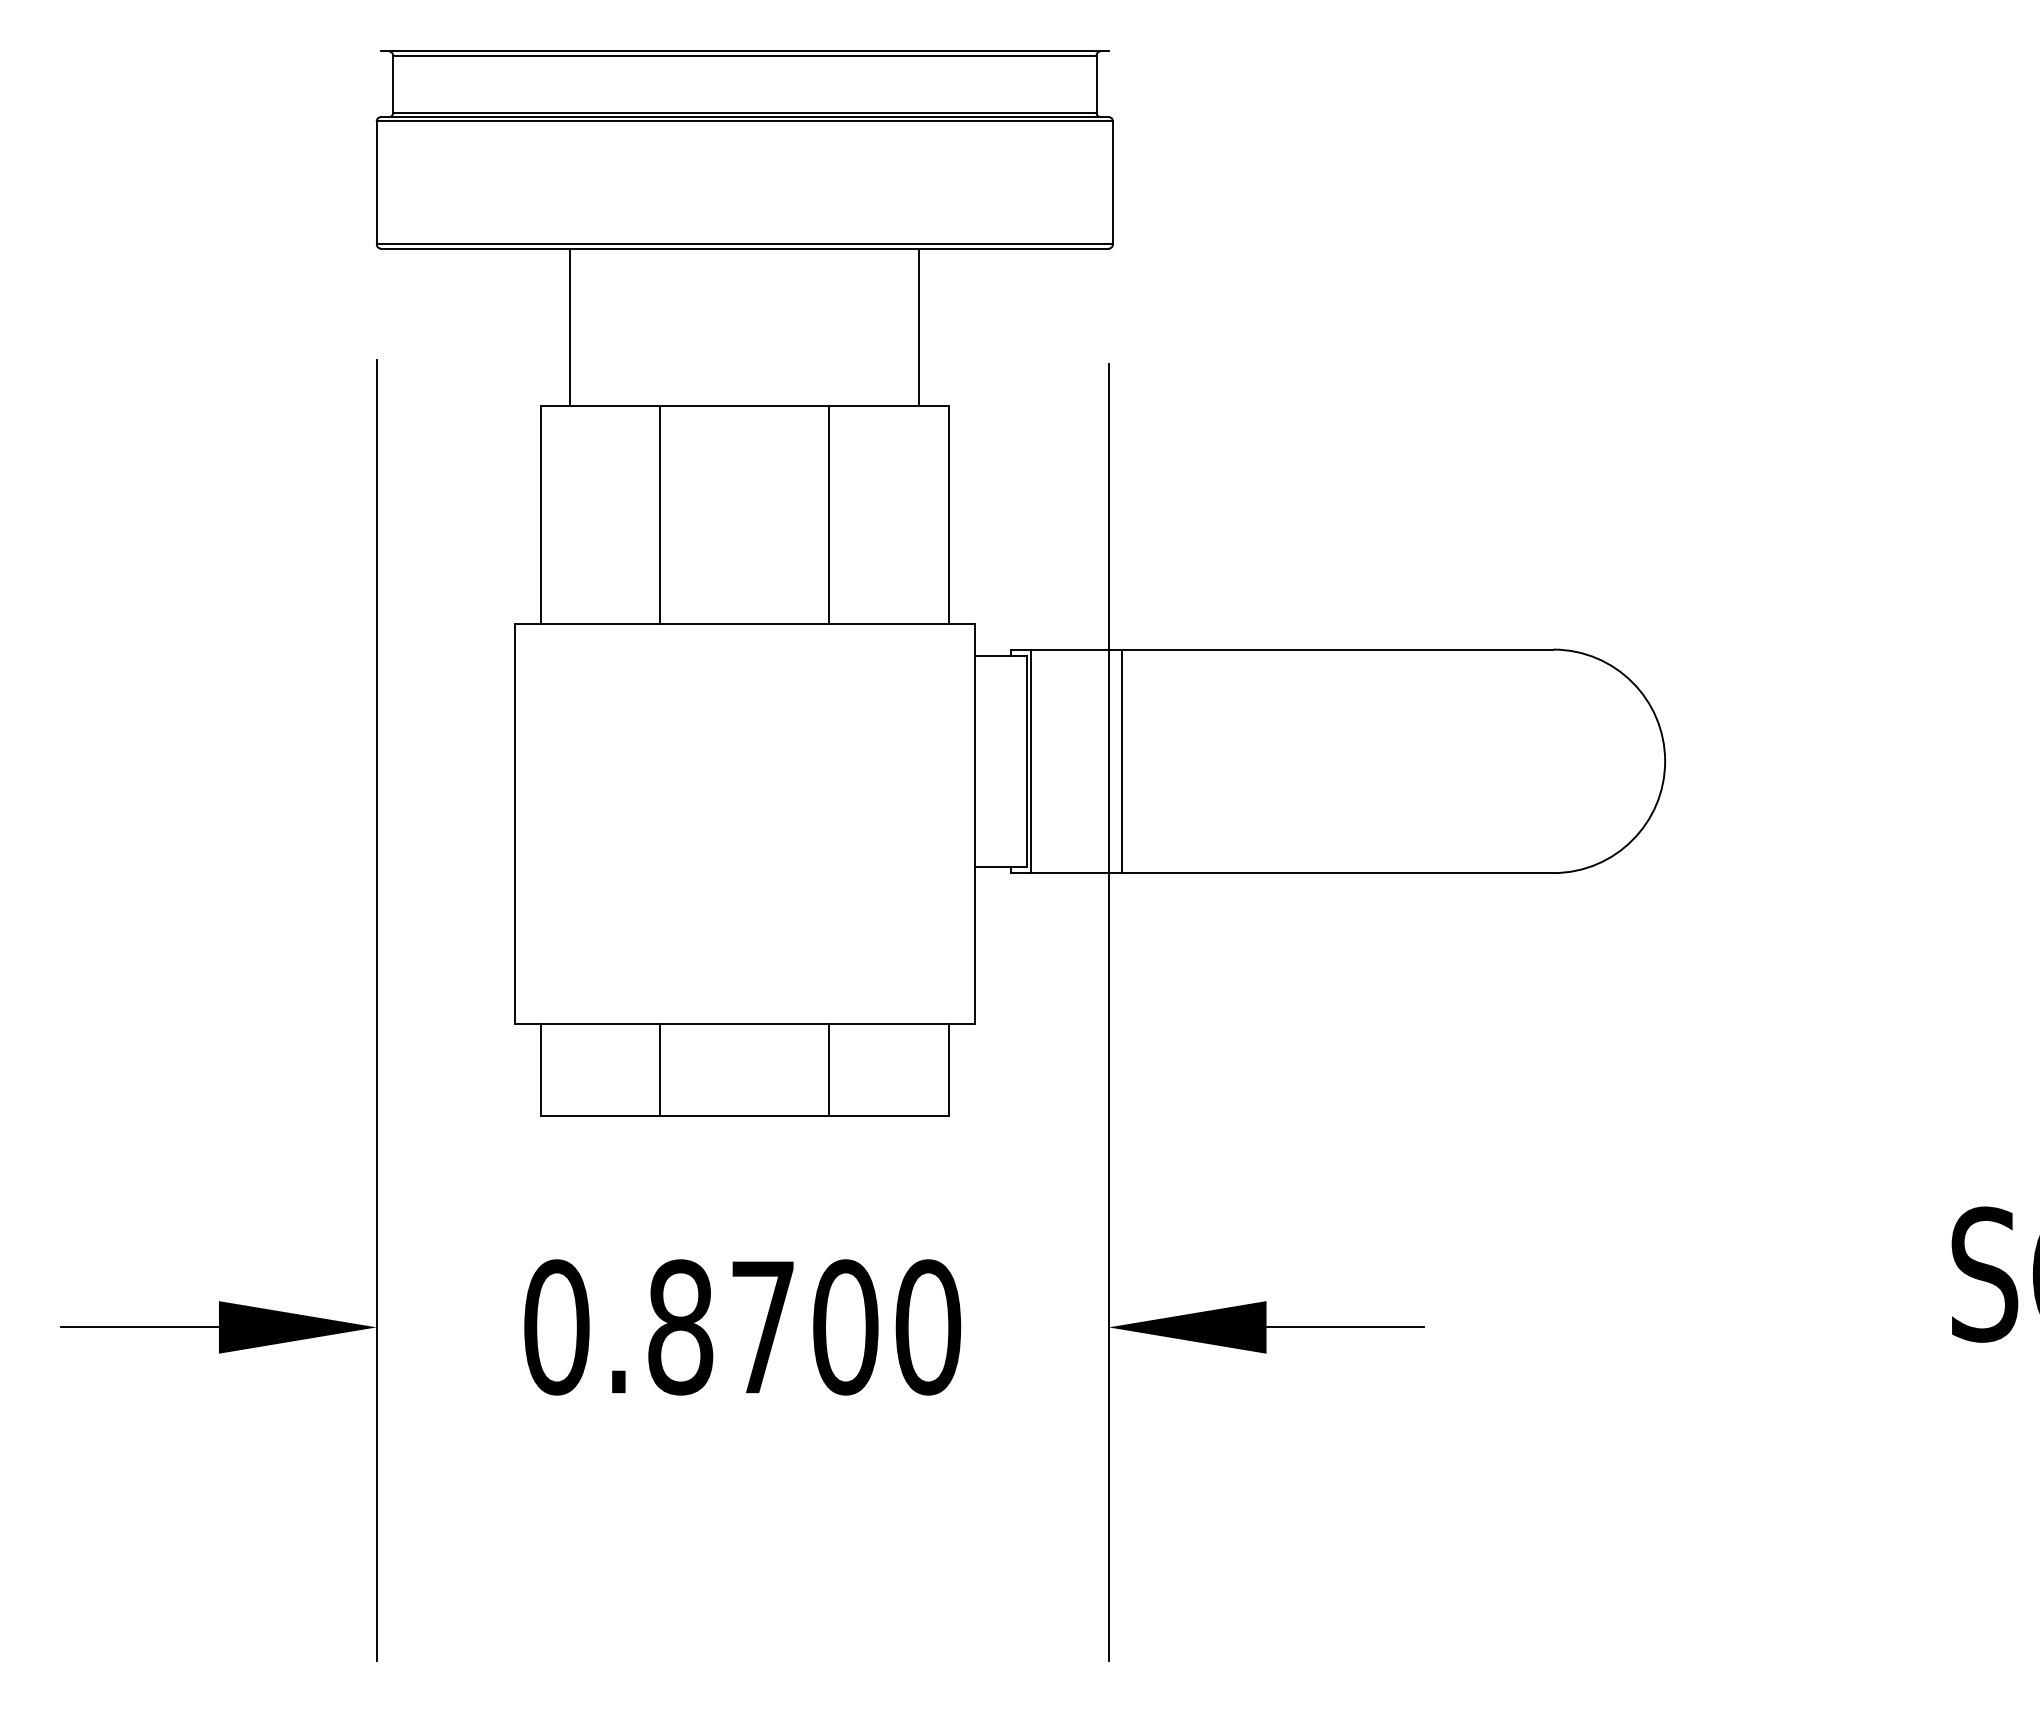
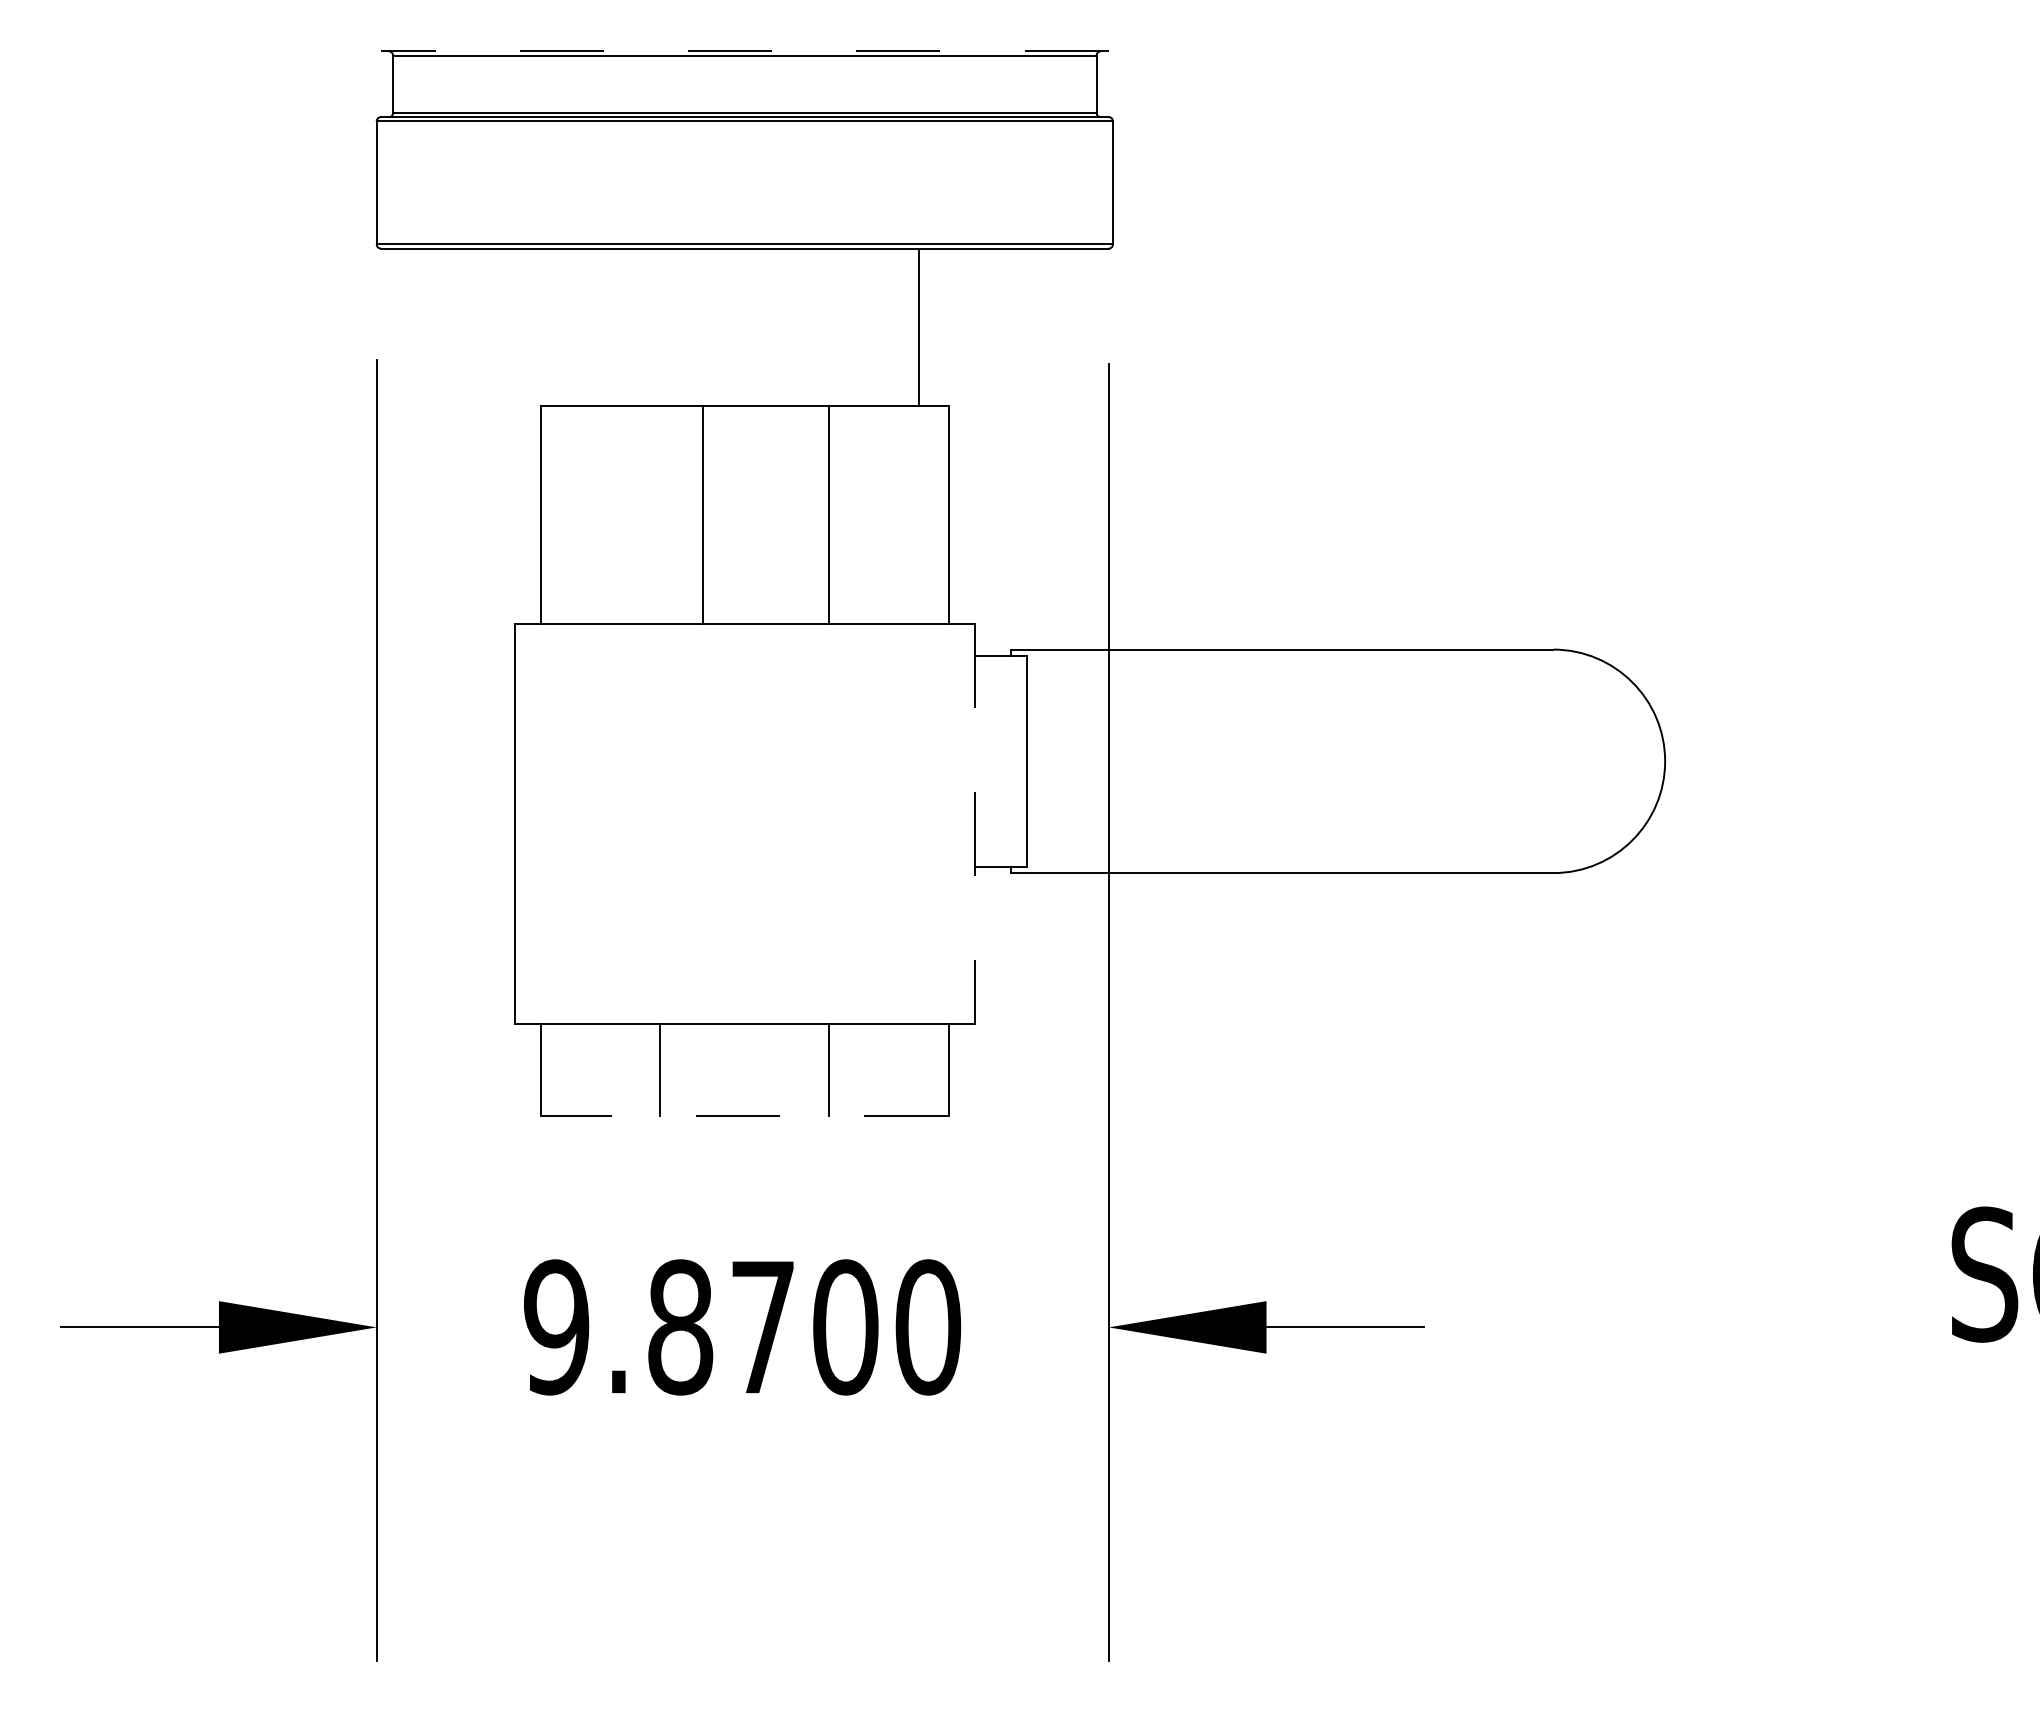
line: solid -> dashed (744, 51)
line: present -> none (570, 327)
line position: (660, 514) -> (703, 514) (703, 514)
line: present -> none (1030, 761)
line: present -> none (1121, 761)
line: solid -> dashed (974, 824)
line: solid -> dashed (744, 1116)
text: 0.8700 -> 9.8700 (556, 1327)
